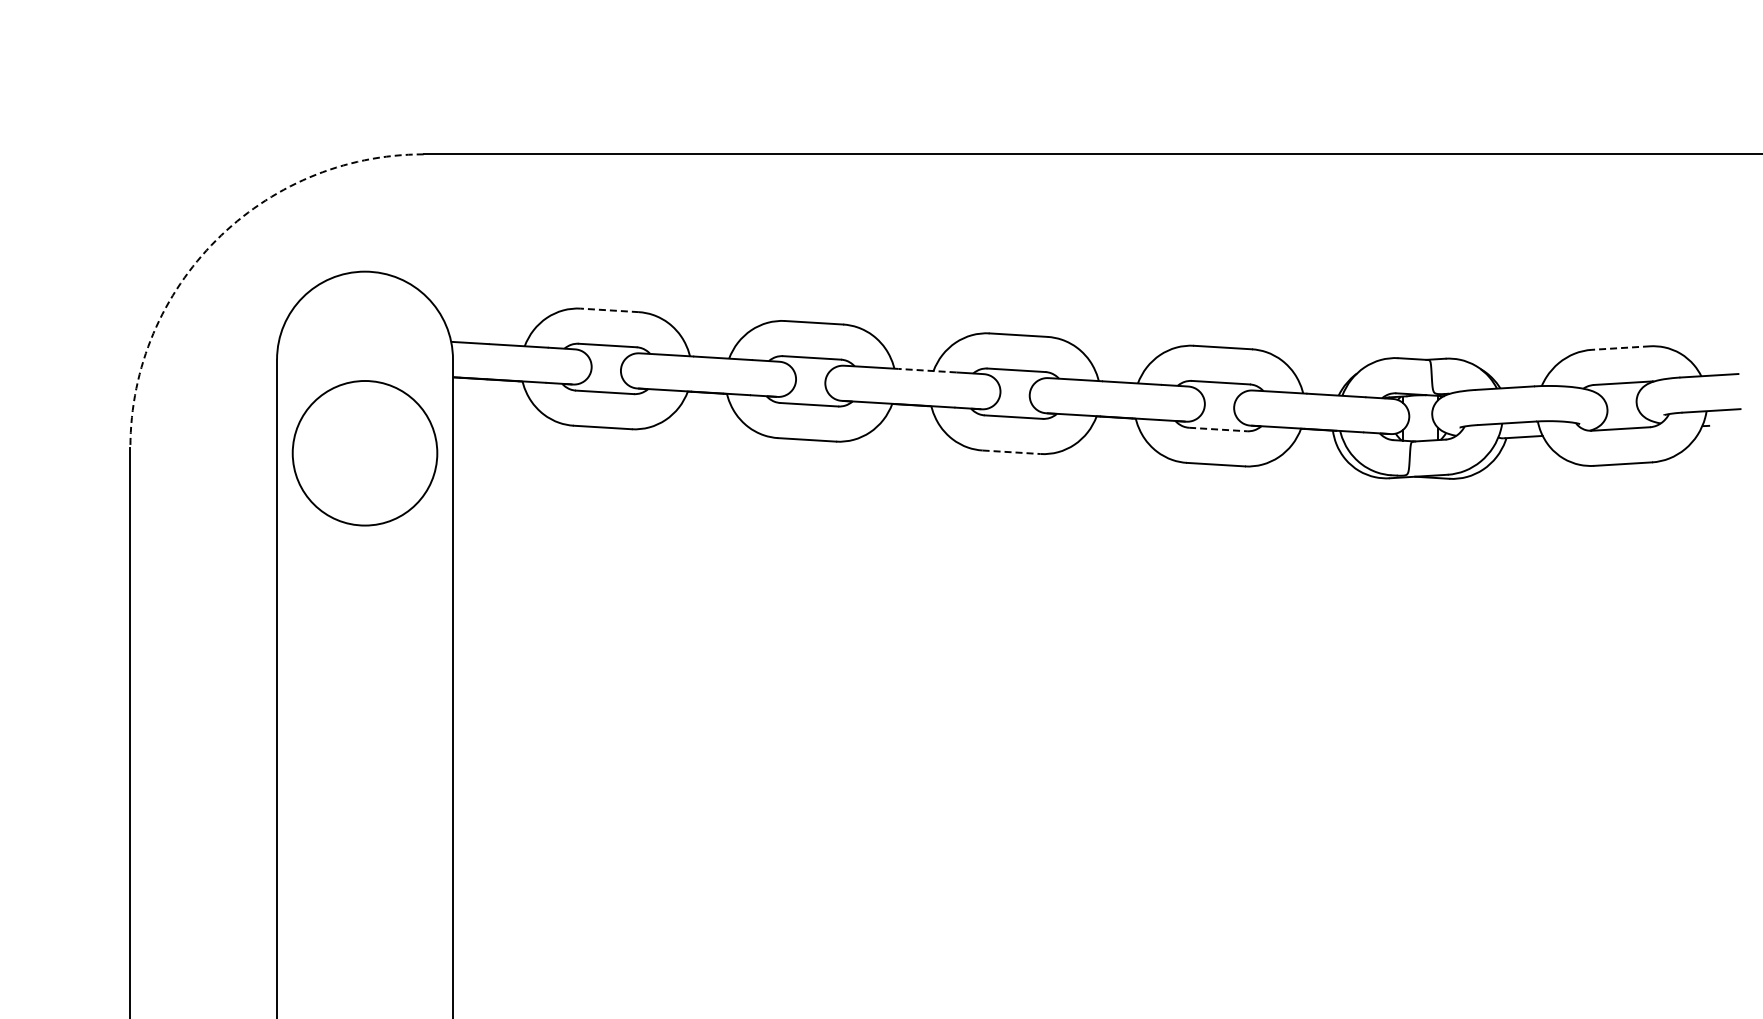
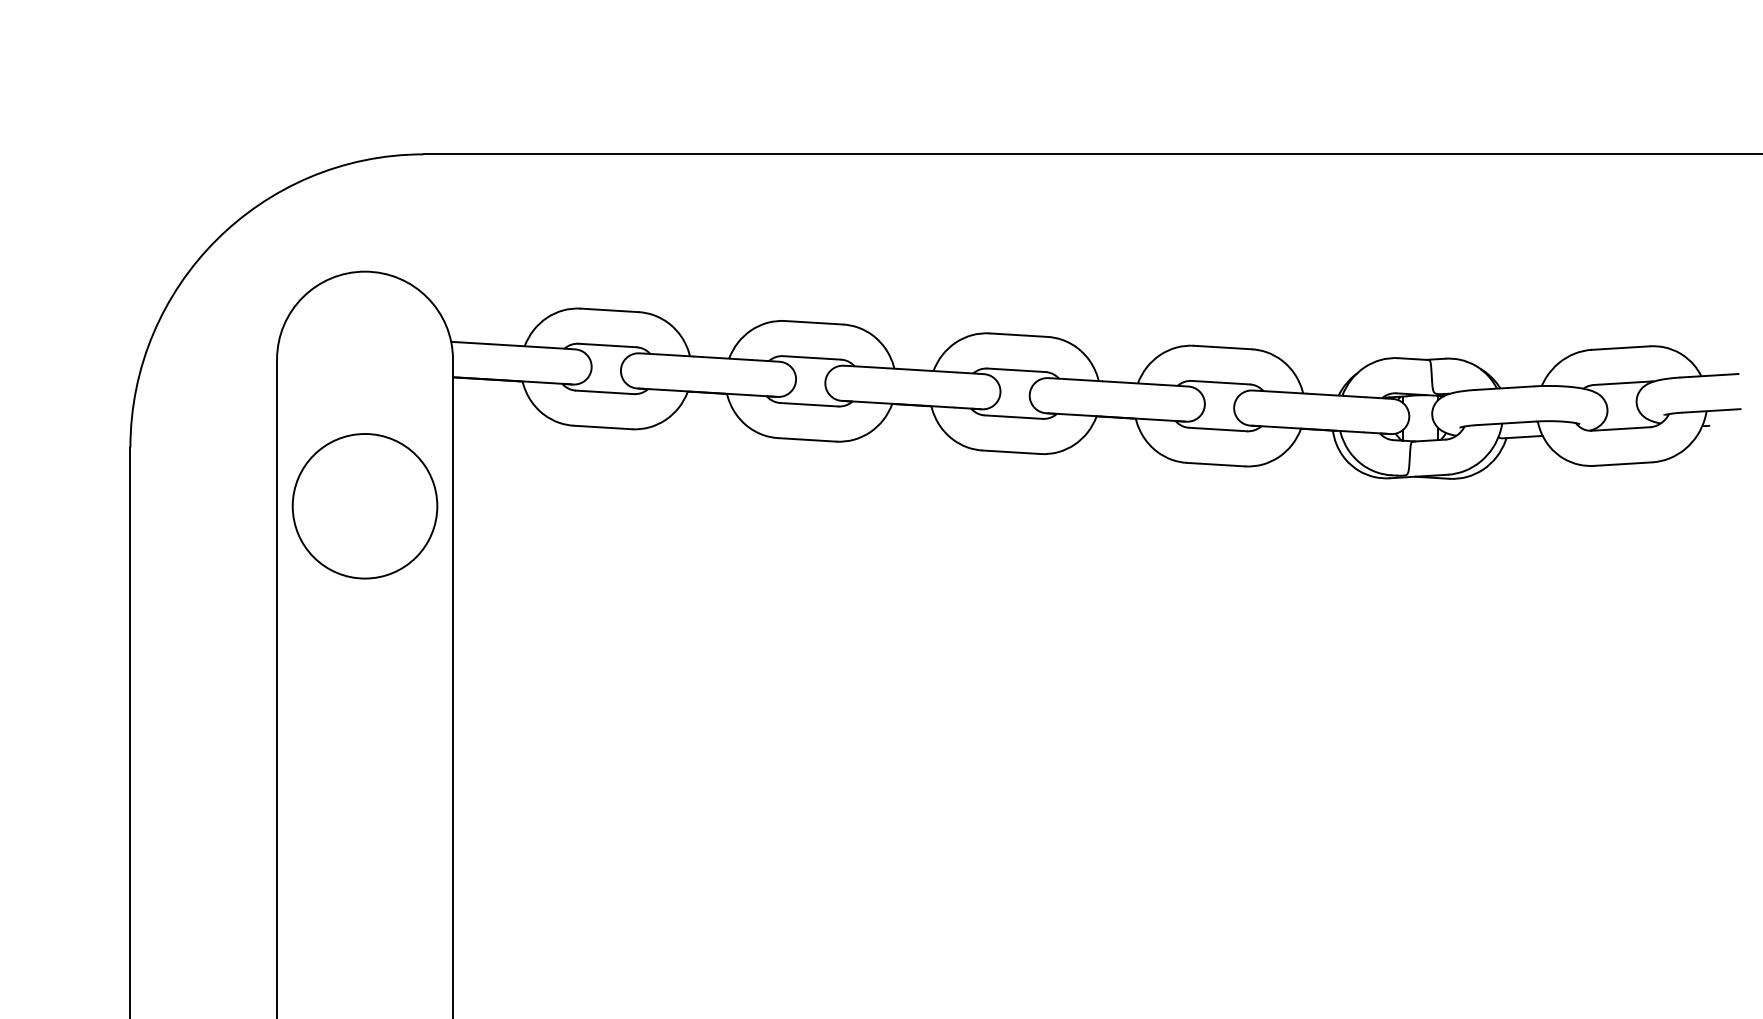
arc: dashed -> solid (216, 240)
line: dashed -> solid (609, 310)
line: dashed -> solid (1620, 348)
line: dashed -> solid (927, 370)
line: dashed -> solid (1218, 429)
line: dashed -> solid (1012, 452)
circle position: (364, 453) -> (364, 506) (364, 506)
